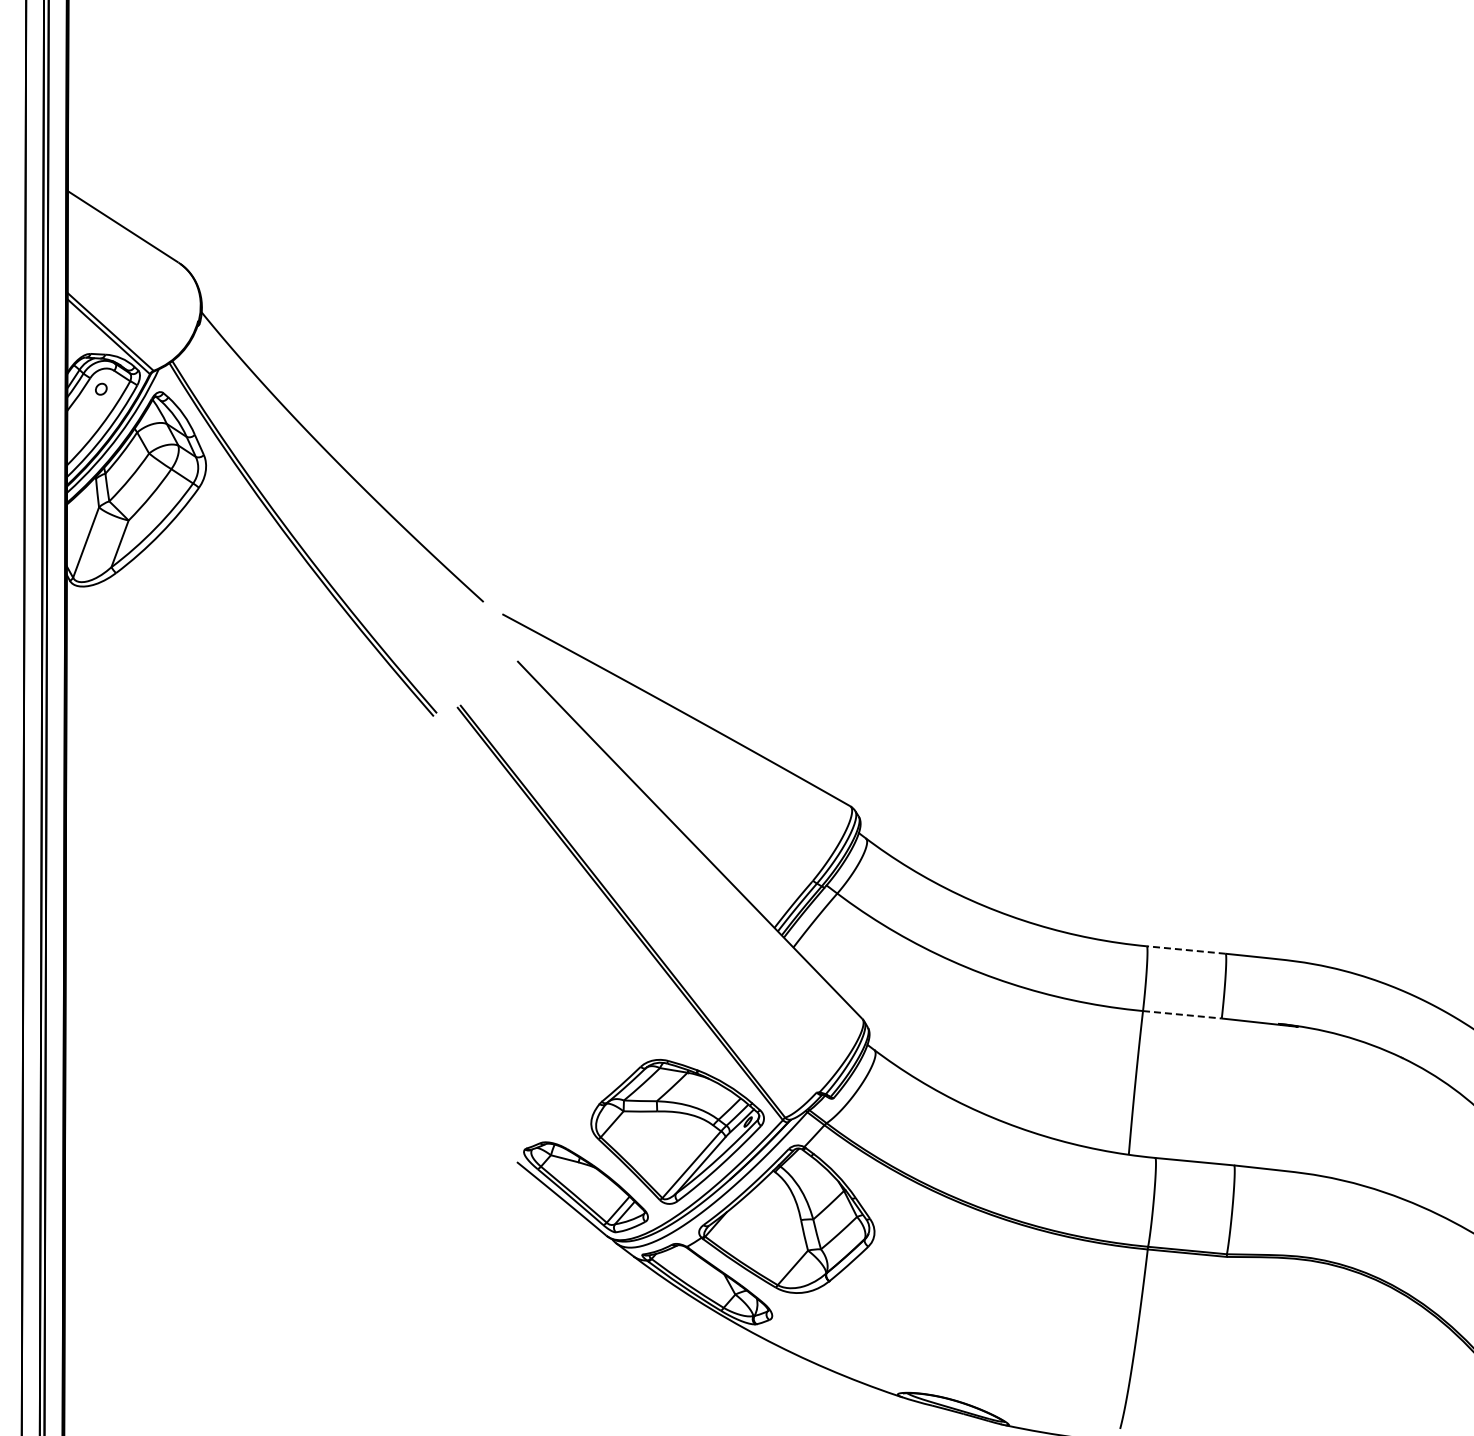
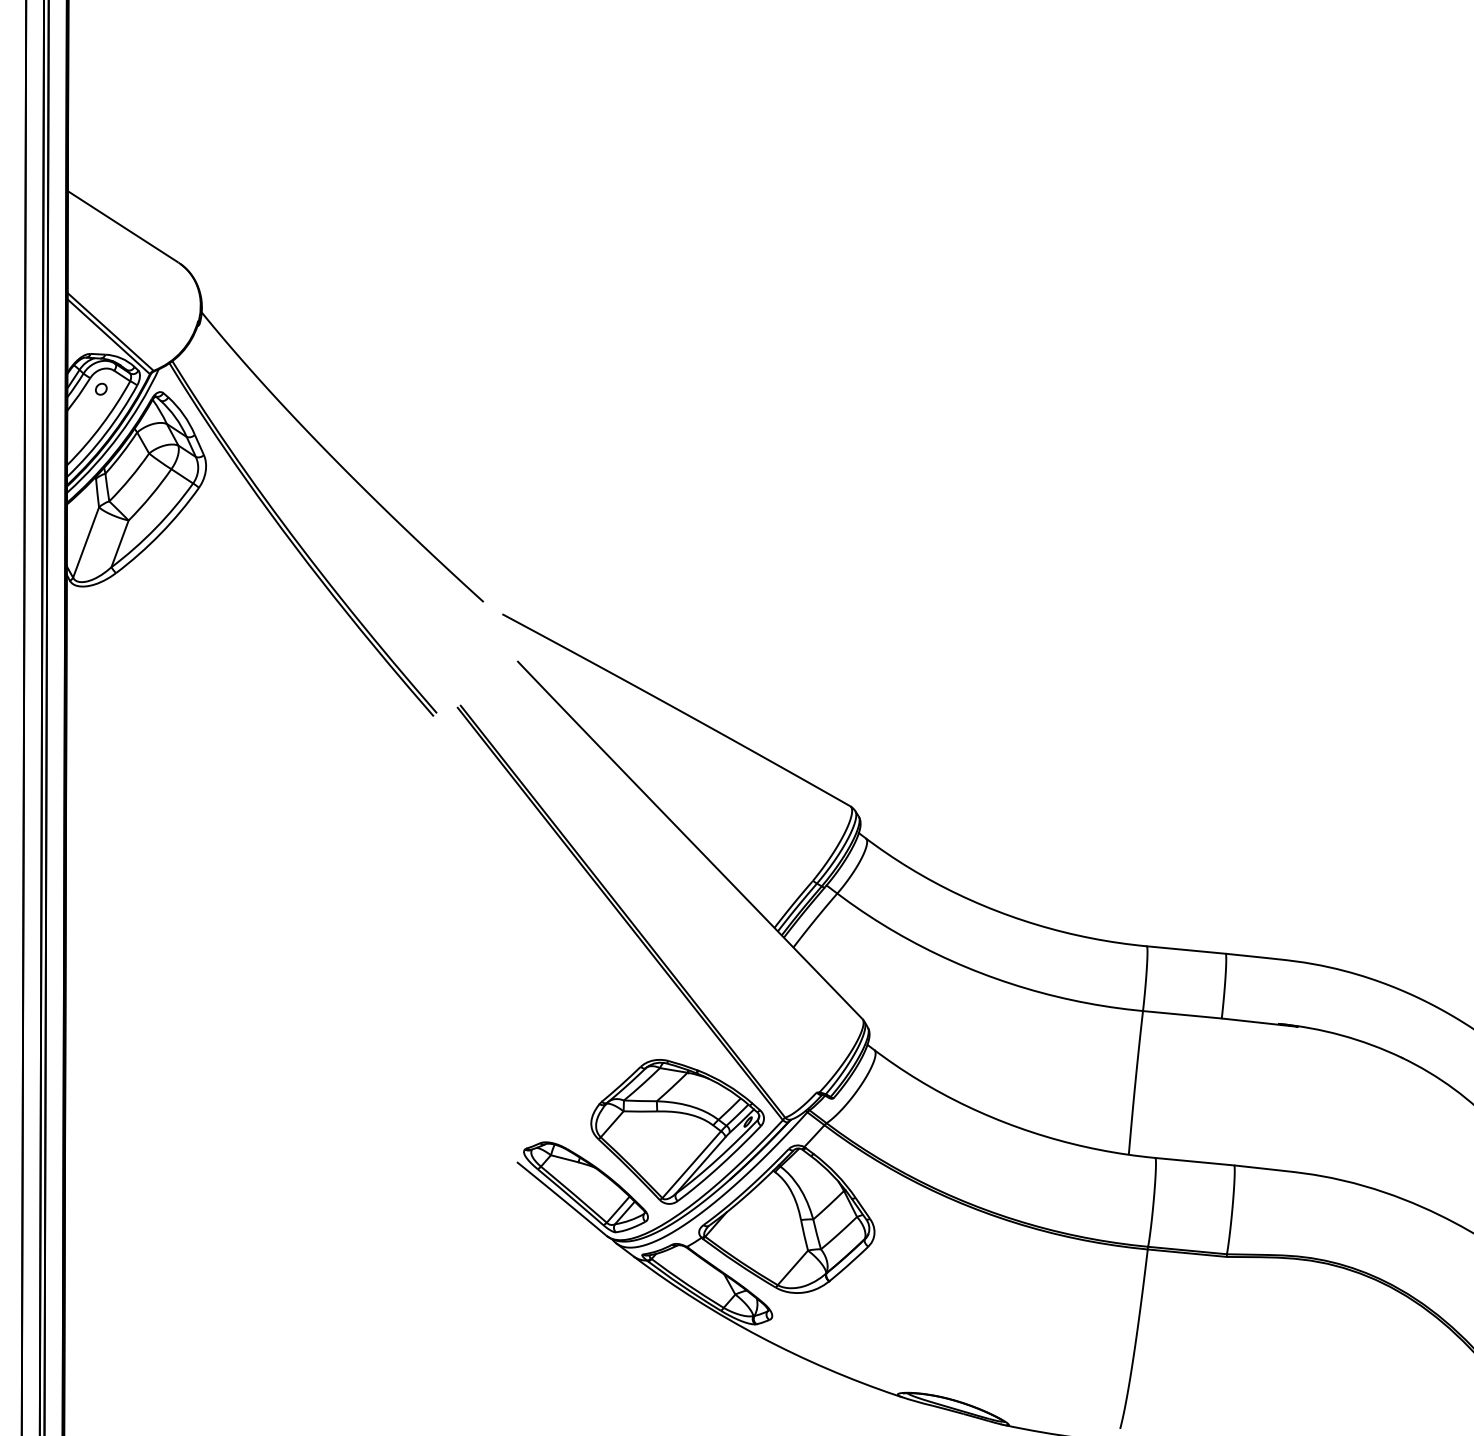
line: dashed -> solid (1186, 950)
line: dashed -> solid (1182, 1014)
